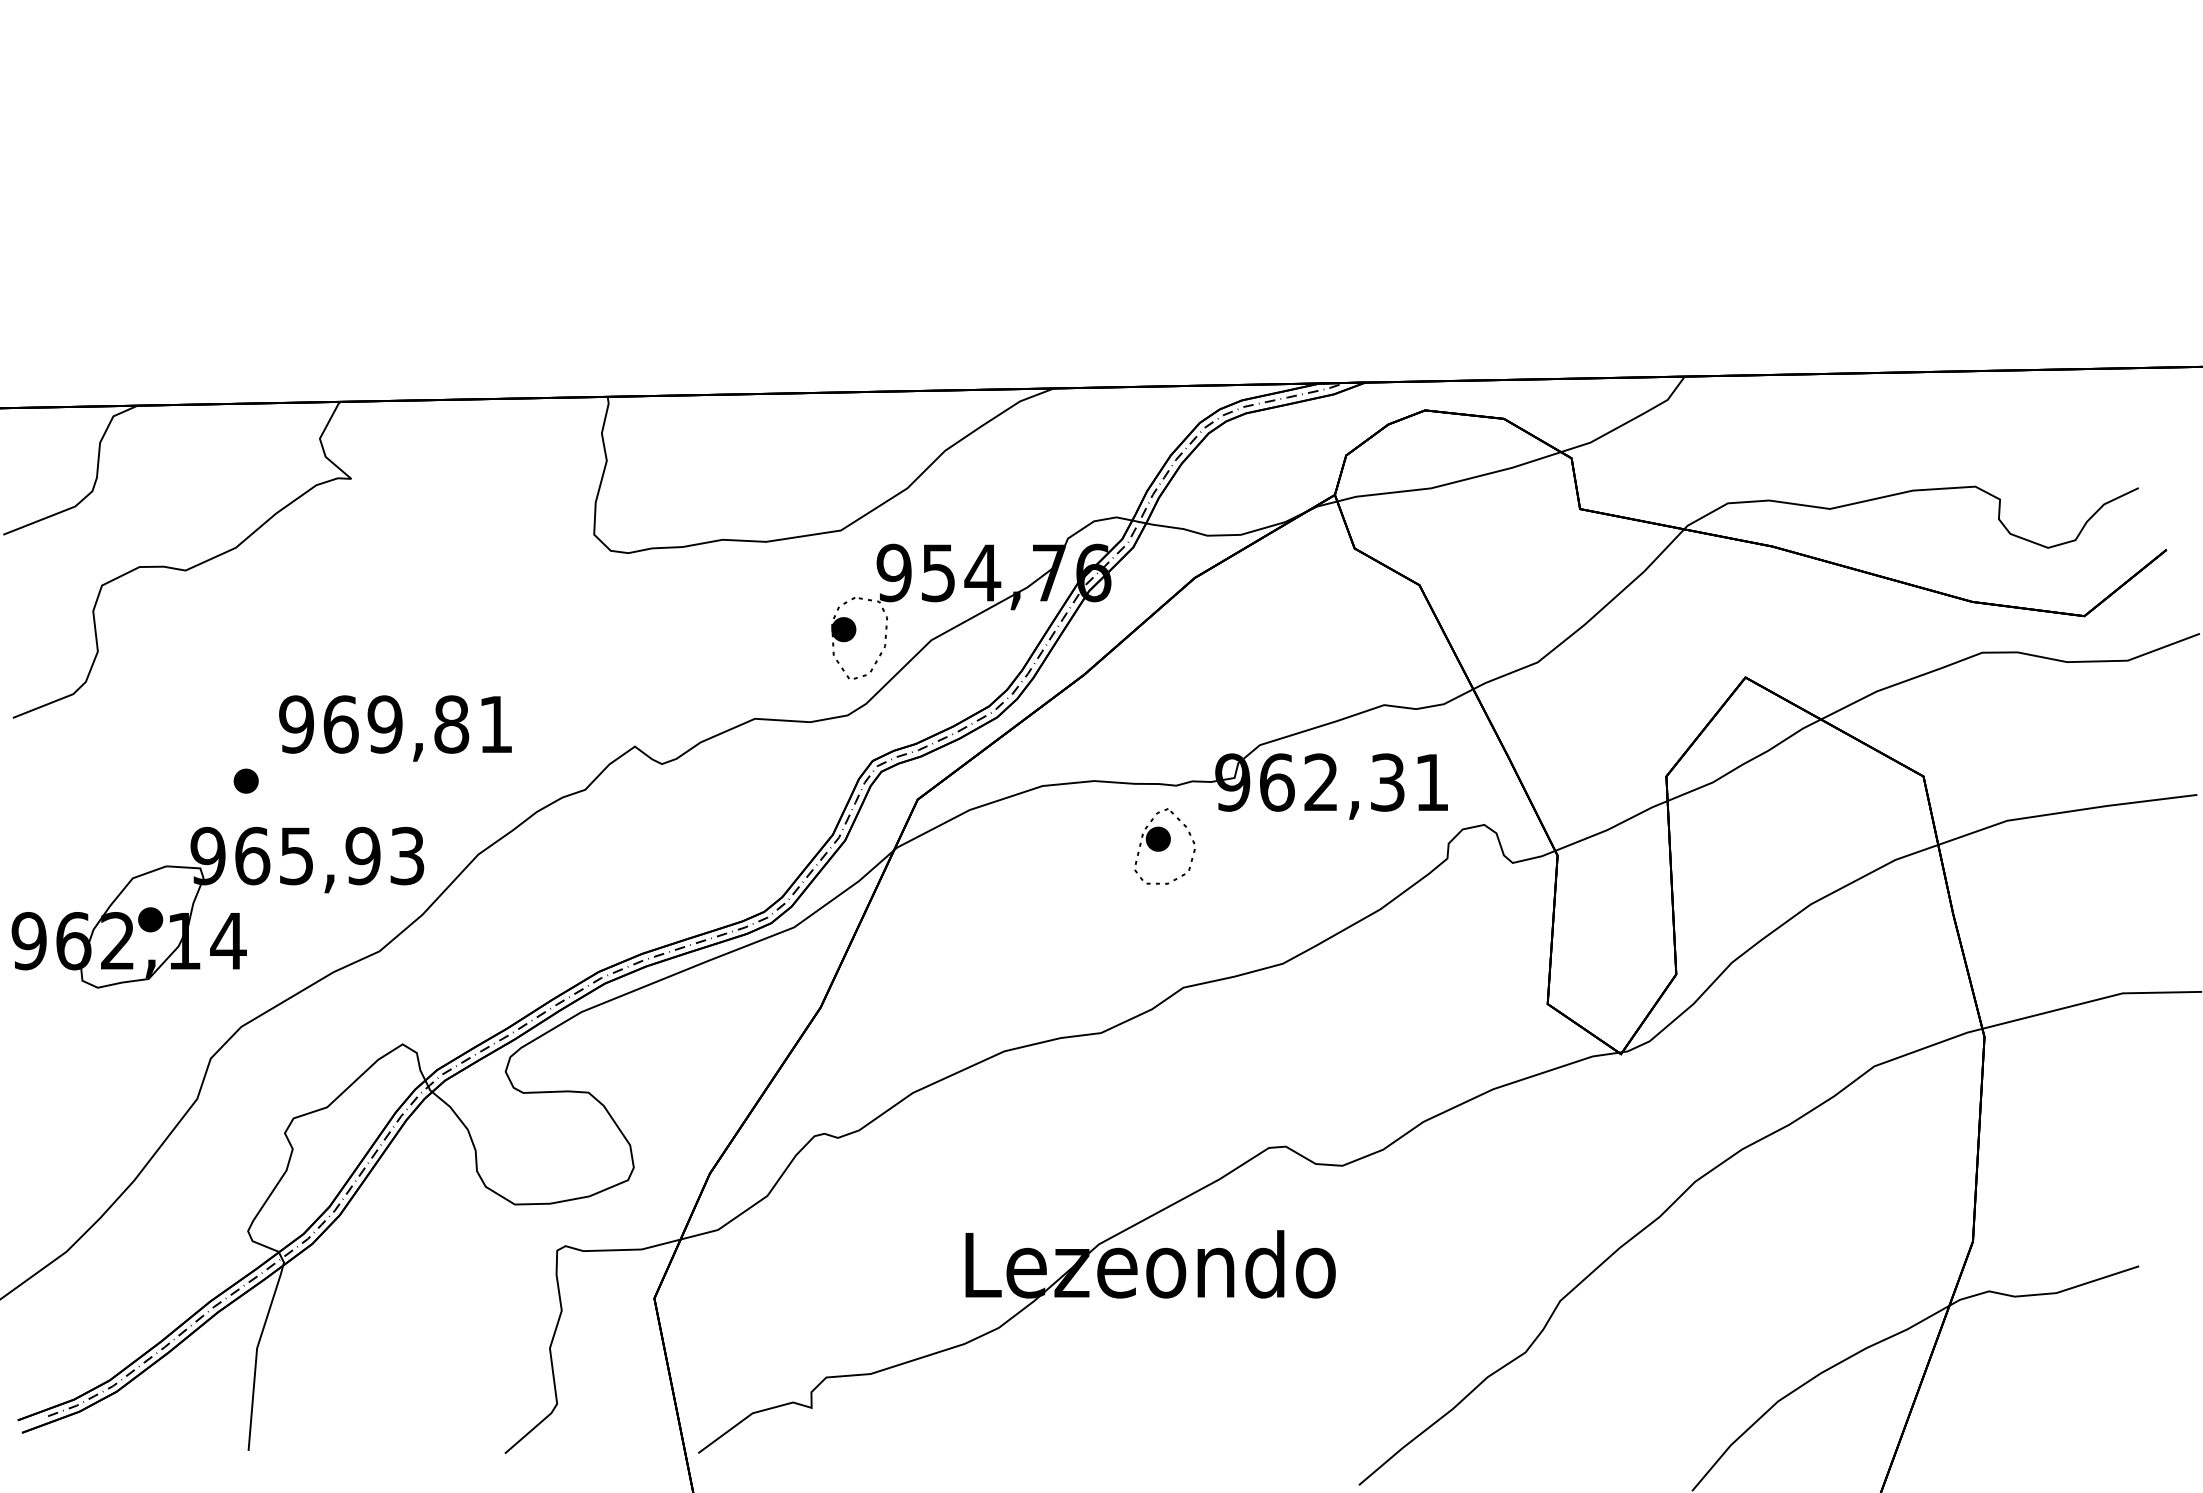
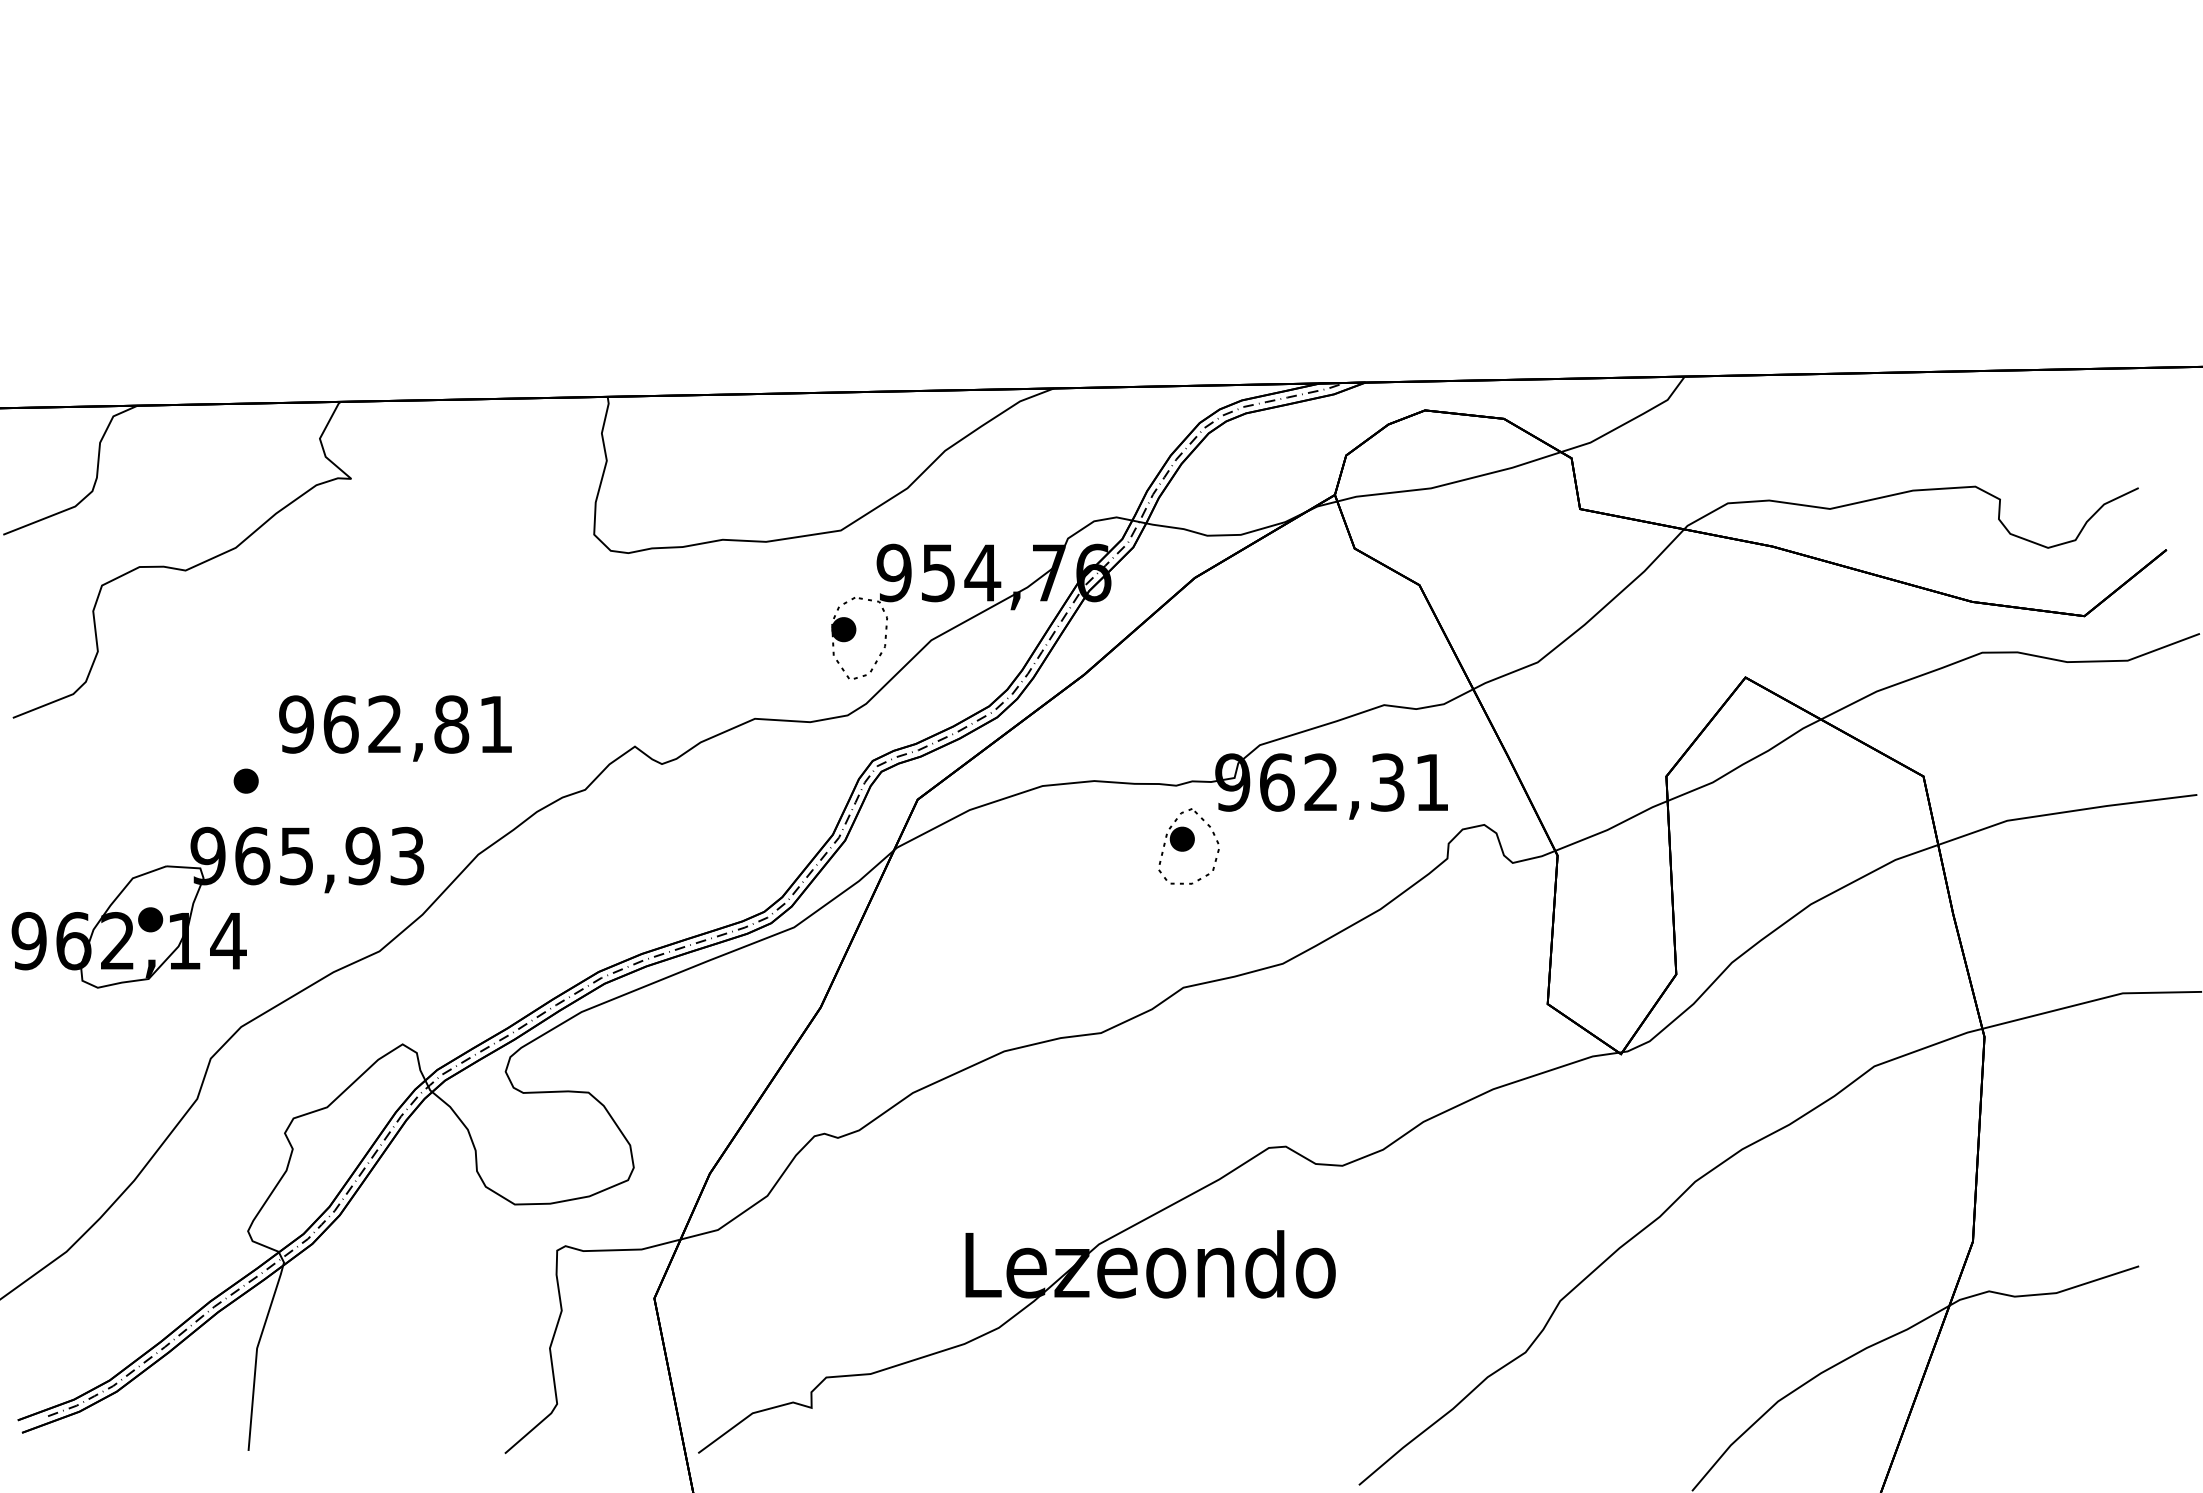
text: 969,81 -> 962,81 (384, 724)
part position: (1164, 846) -> (1188, 846) (1188, 846)
